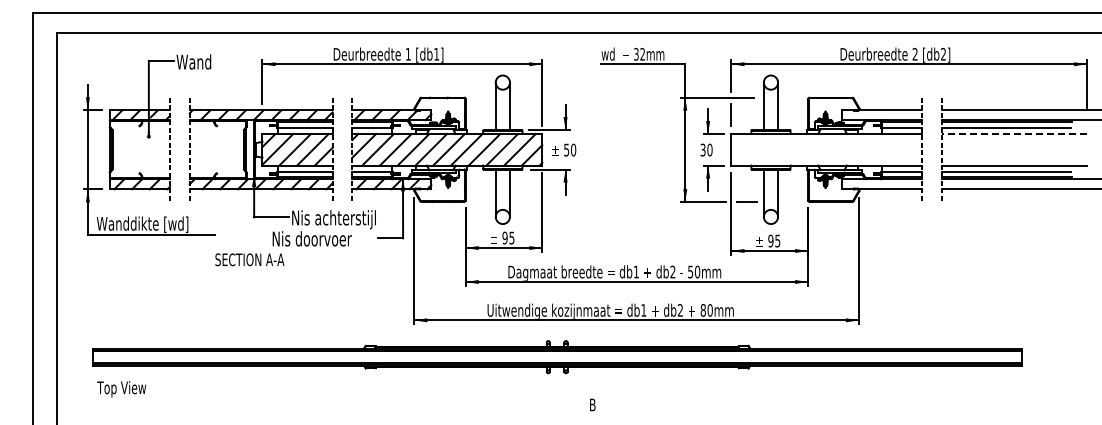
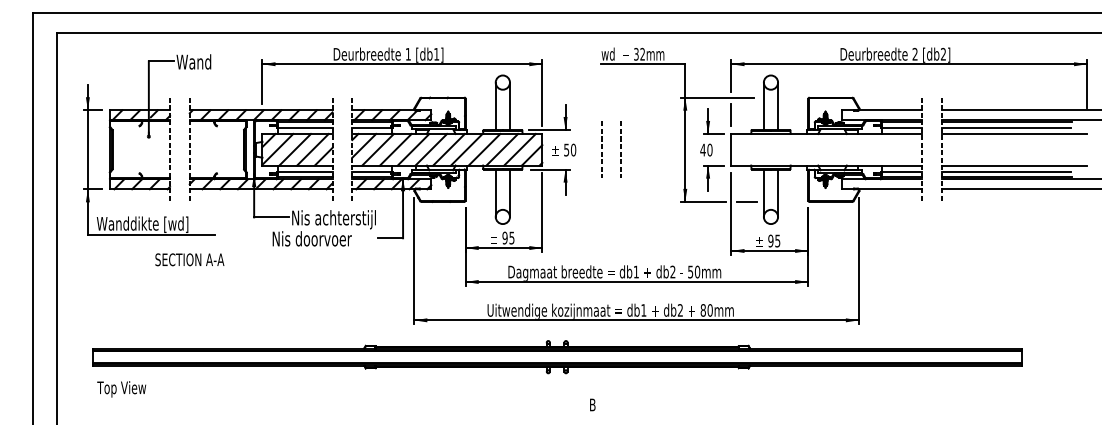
line: dashed -> solid (1014, 133)
line: none -> present (620, 148)
line: none -> present (601, 149)
text: 30 -> 40 (702, 149)
text position: (249, 259) -> (189, 259) (189, 259)
